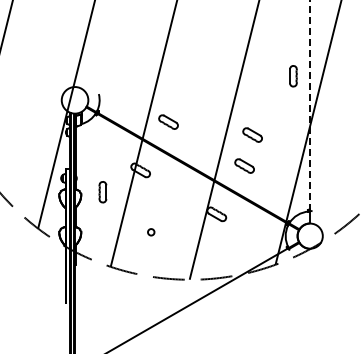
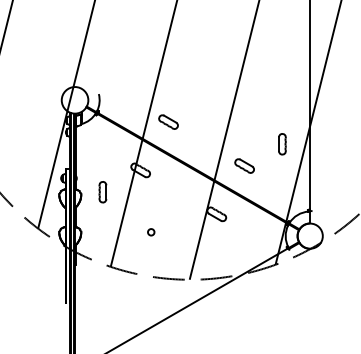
part position: (293, 76) -> (282, 144) (282, 144)
line: dashed -> solid (309, 105)
part: present -> none (252, 134)
